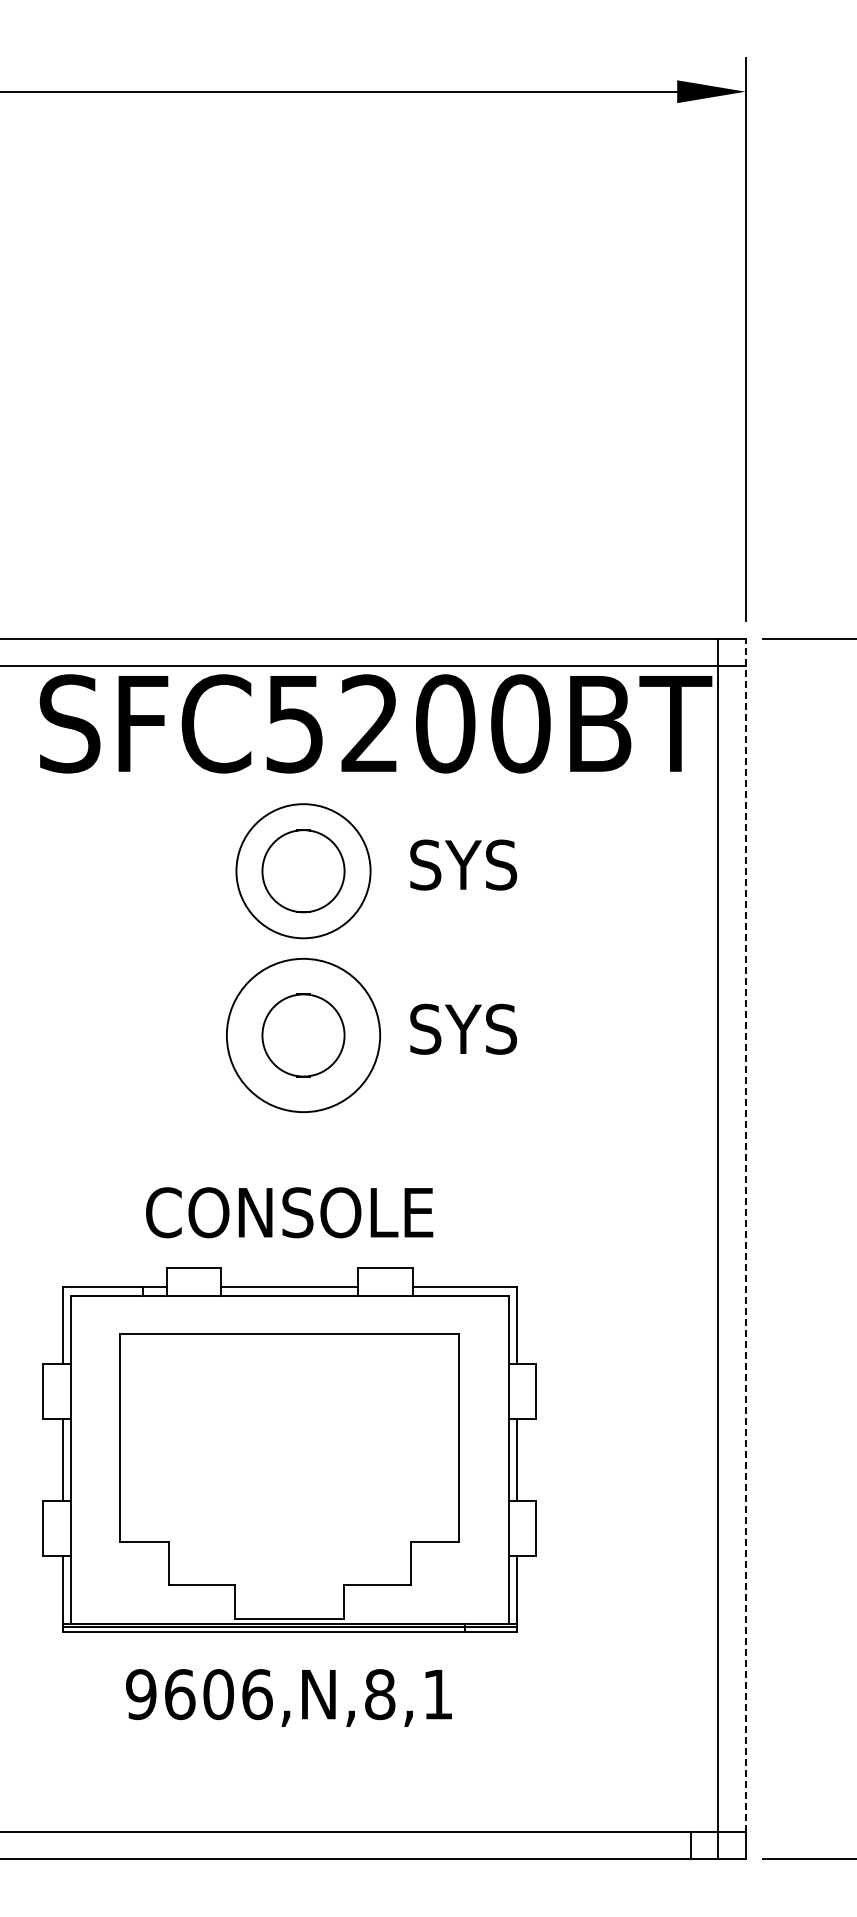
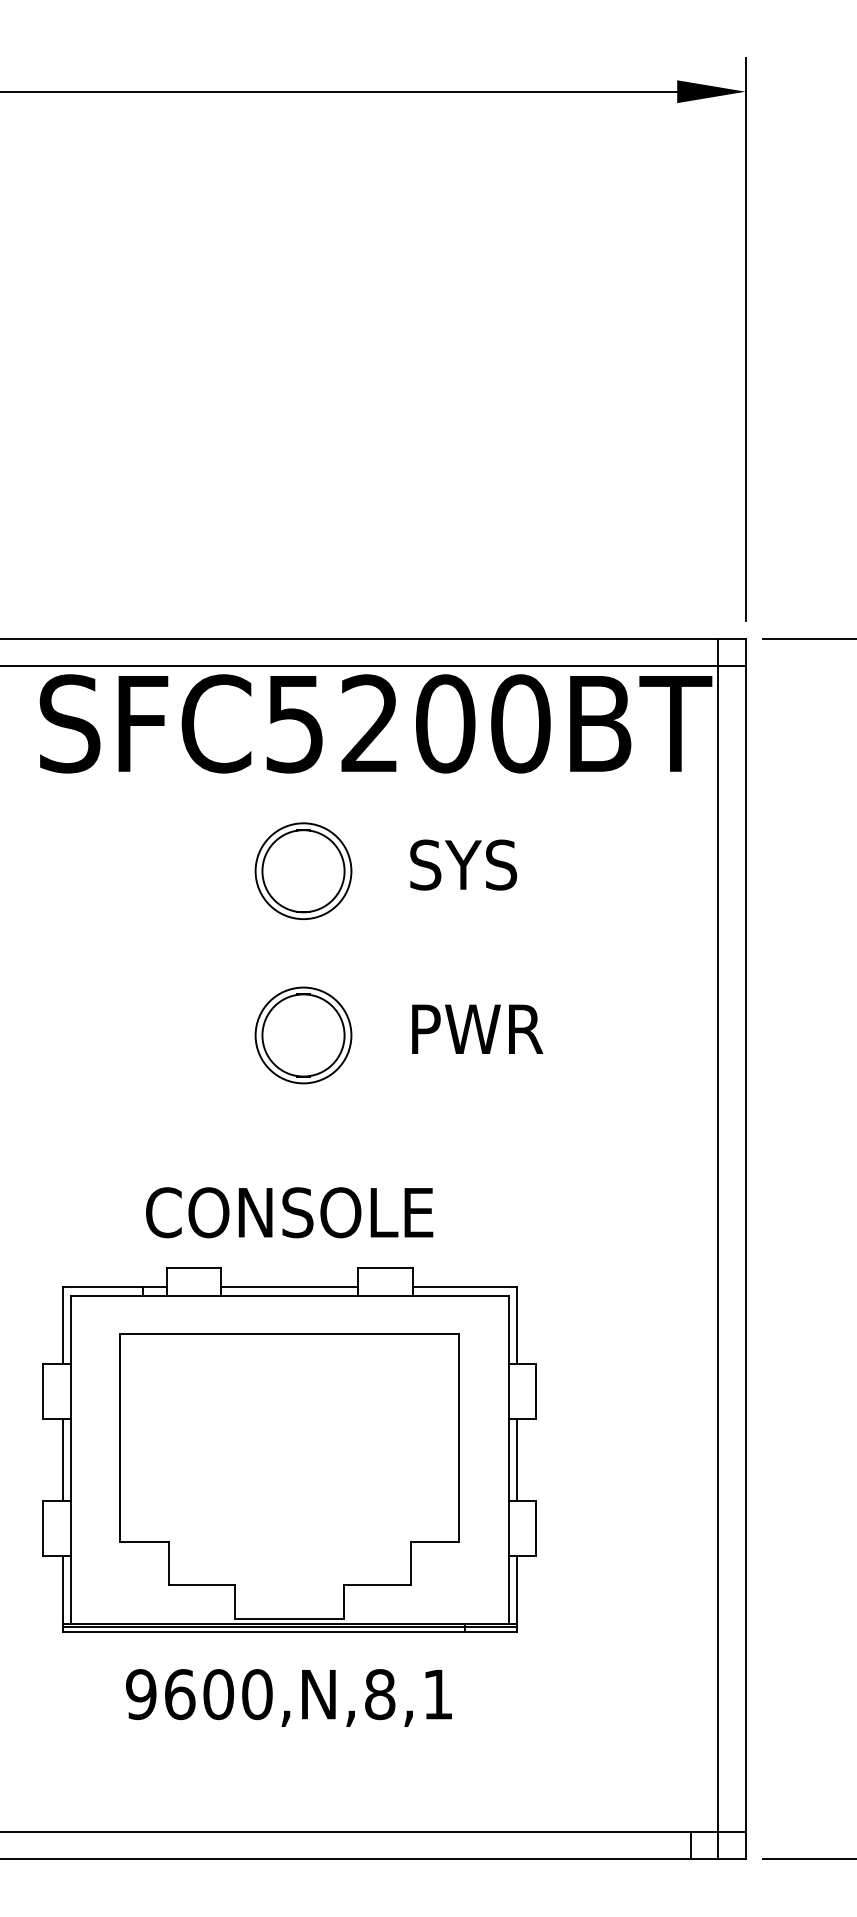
circle diameter: 134 px -> 96 px (303, 871)
text: SYS -> PWR (476, 1028)
circle diameter: 153 px -> 96 px (303, 1035)
line: dashed -> solid (745, 1235)
text: 9606,N,8,1 -> 9600,N,8,1 (257, 1694)
